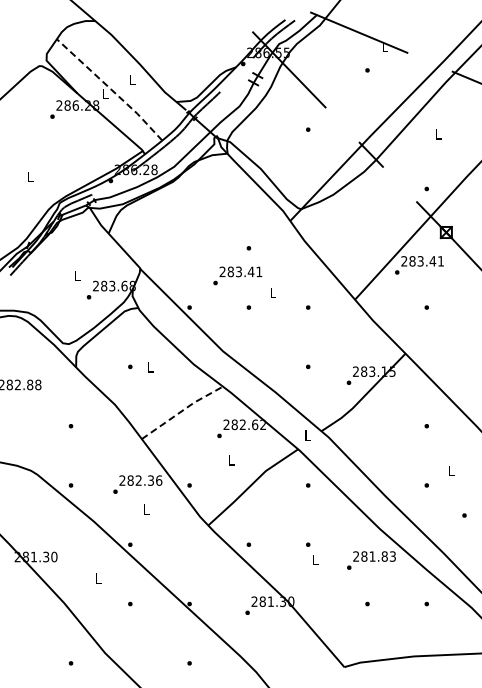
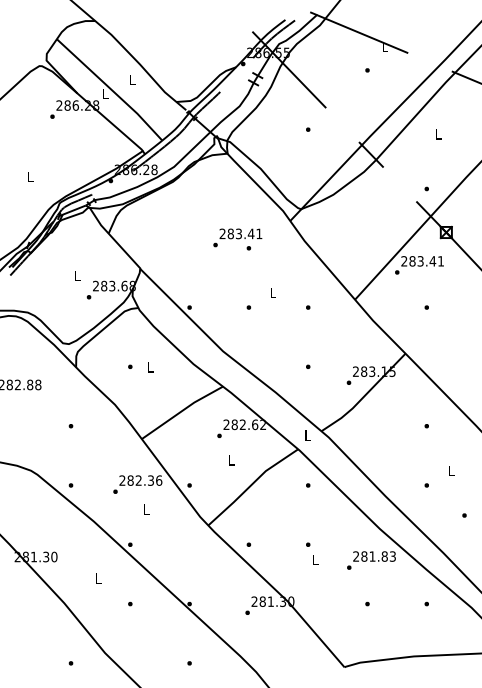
line: dashed -> solid (111, 89)
text position: (237, 275) -> (237, 237) (237, 237)
line: dashed -> solid (182, 411)
